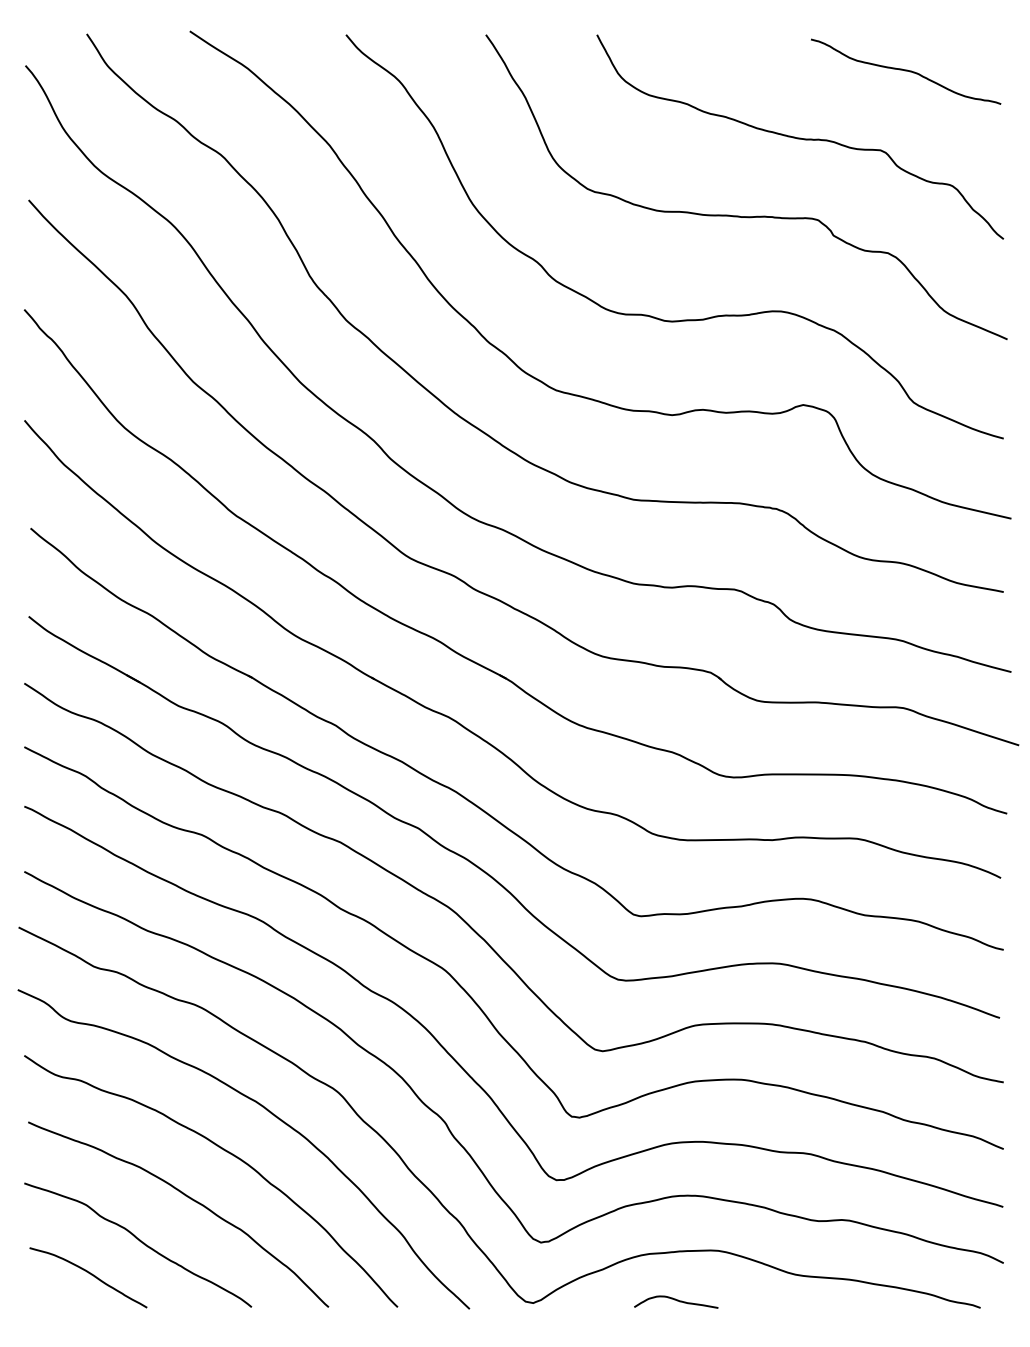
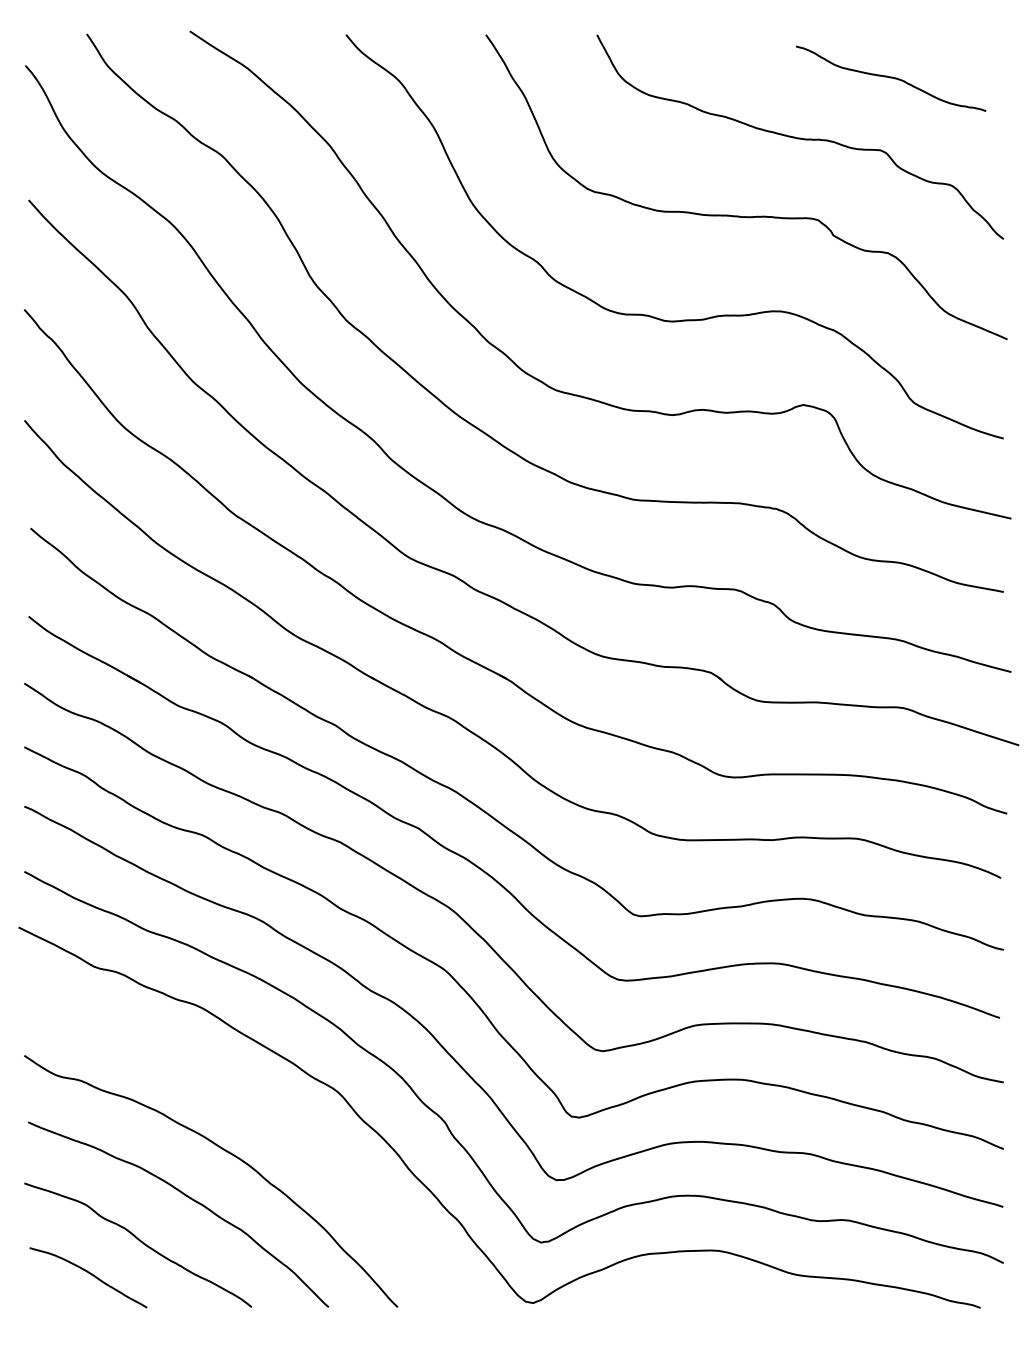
curve position: (906, 71) -> (891, 78) (891, 78)
curve: present -> none (271, 1114)
curve: present -> none (676, 1300)
